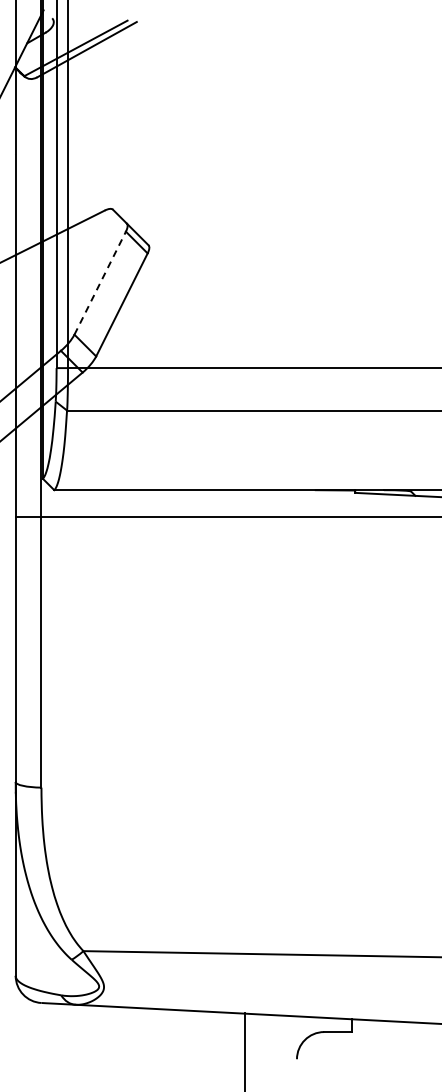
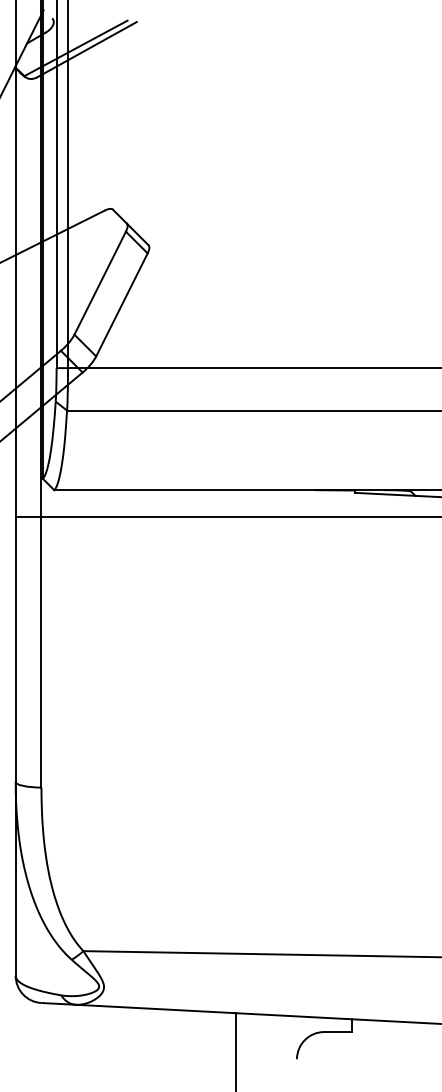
line: dashed -> solid (100, 283)
line position: (244, 1050) -> (235, 1050) (235, 1050)
